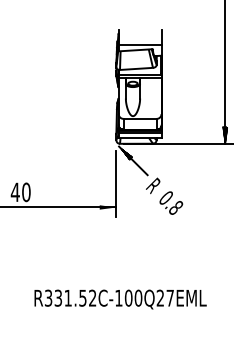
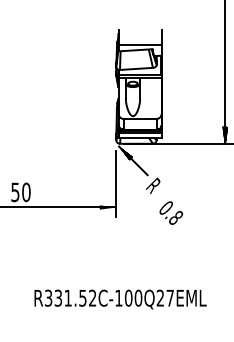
text: 40 -> 50 (14, 192)
text position: (171, 202) -> (171, 212) (171, 212)
